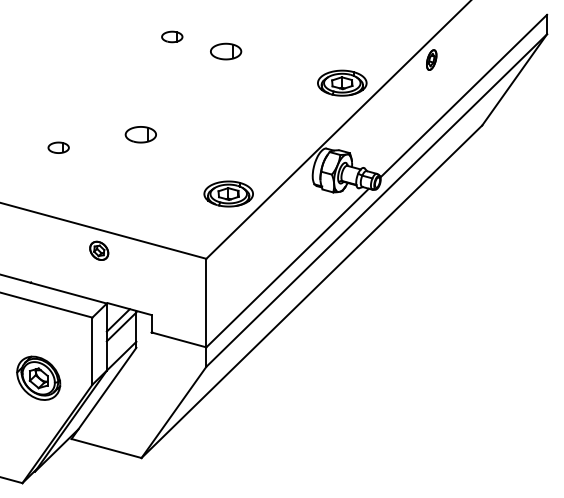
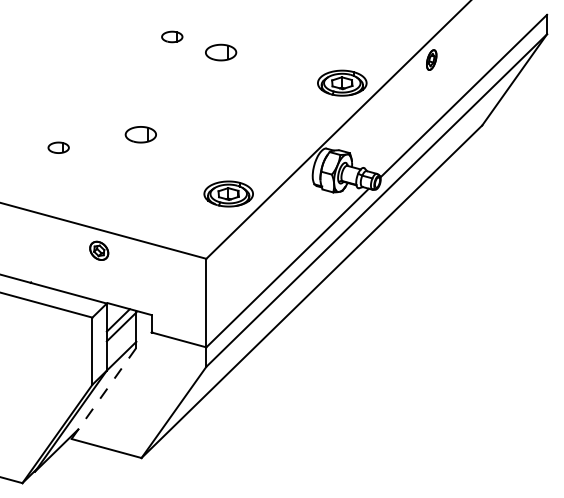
part position: (226, 51) -> (221, 52) (221, 52)
part: present -> none (38, 377)
line: solid -> dashed (103, 393)
